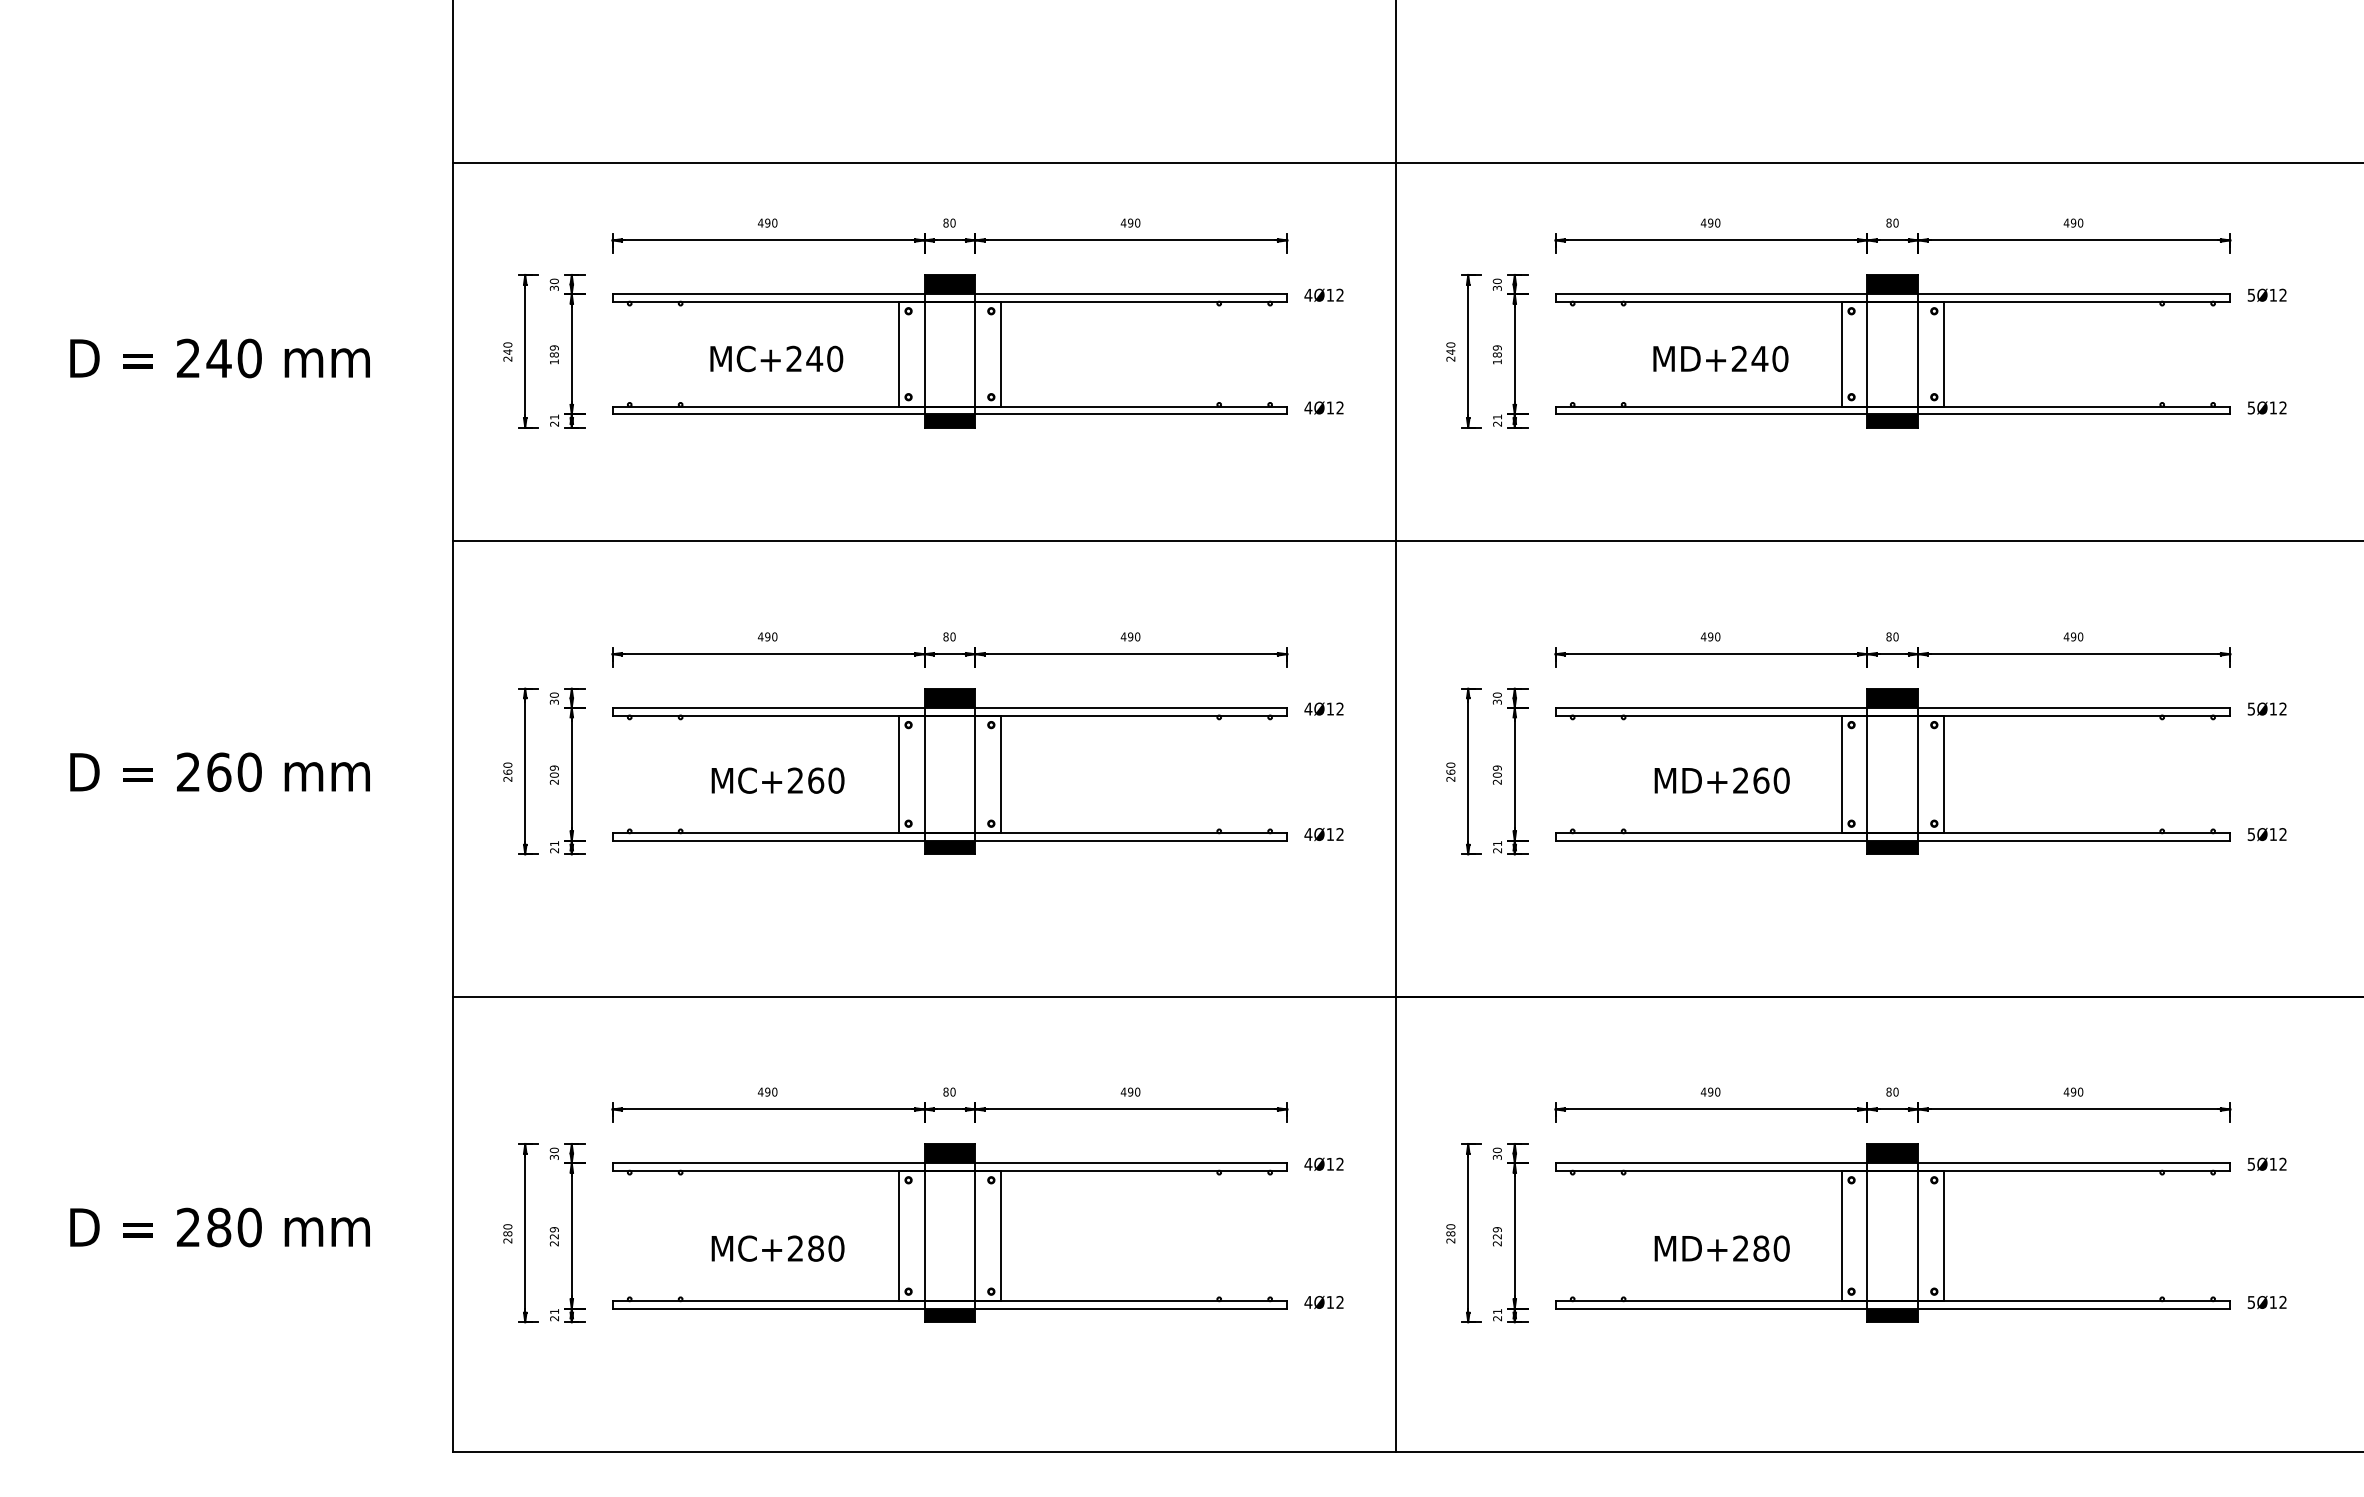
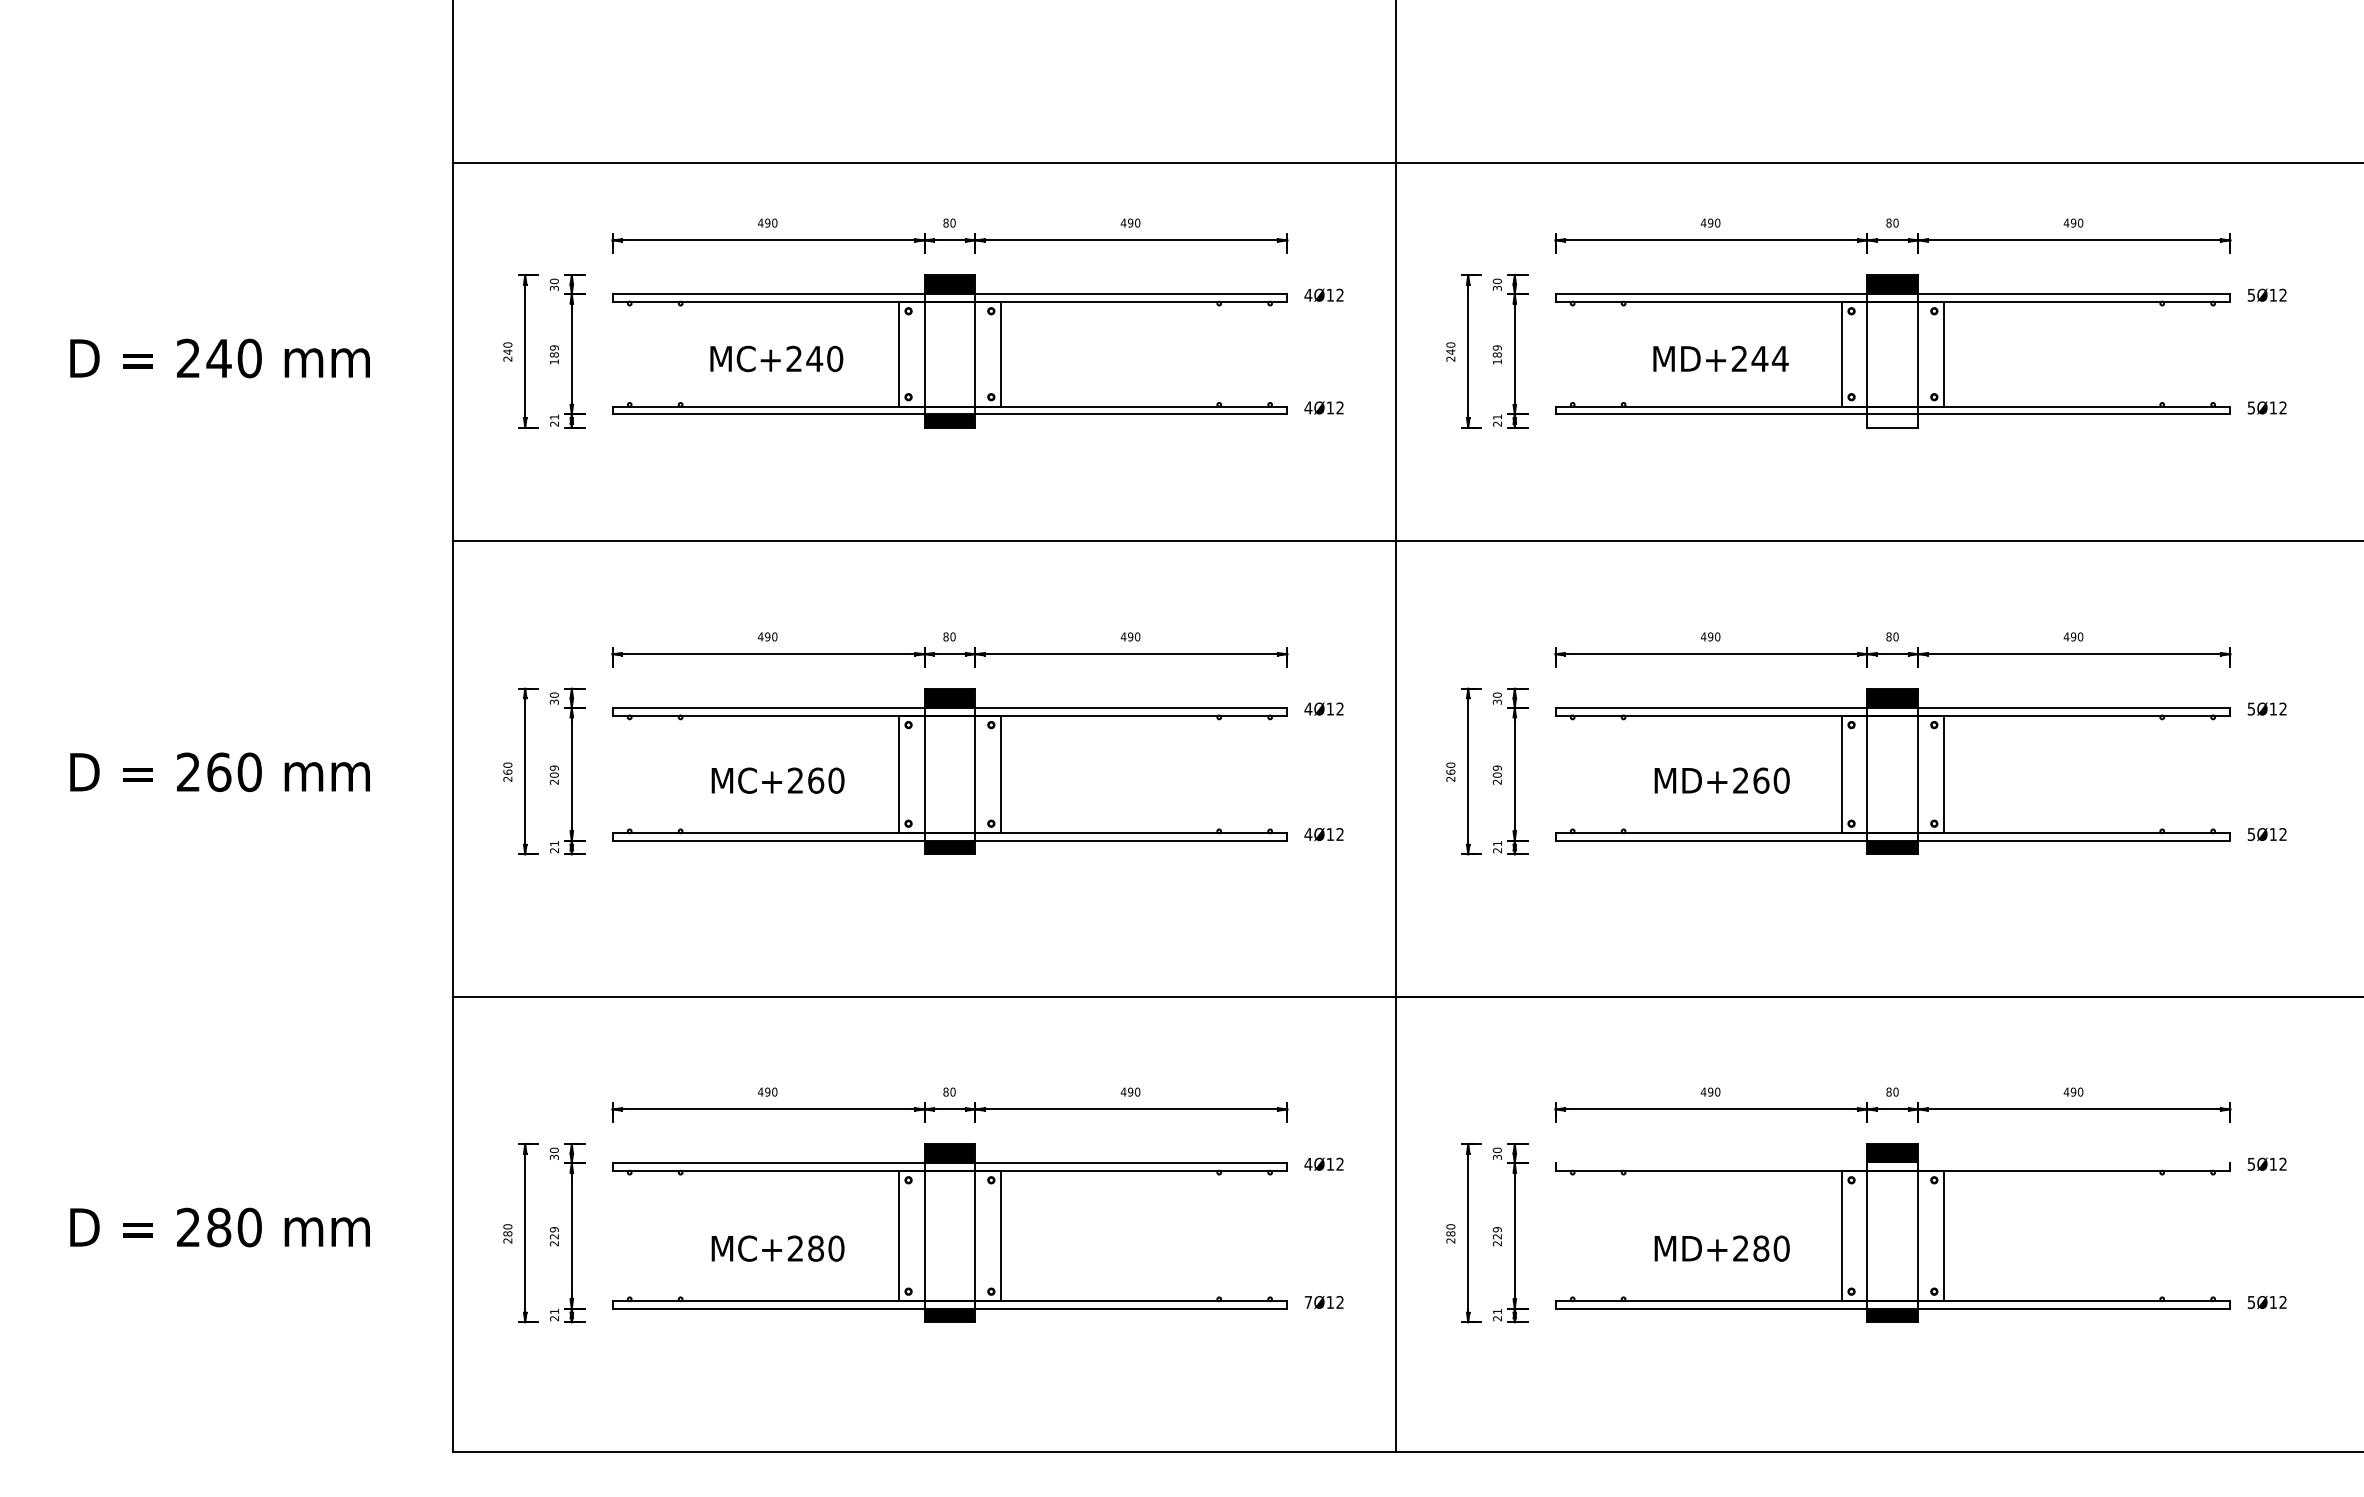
text: MD+240 -> MD+244 (1779, 358)
fill: present -> none (1892, 420)
line: present -> none (1892, 1163)
text: 4Ø12 -> 7Ø12 (1308, 1302)
